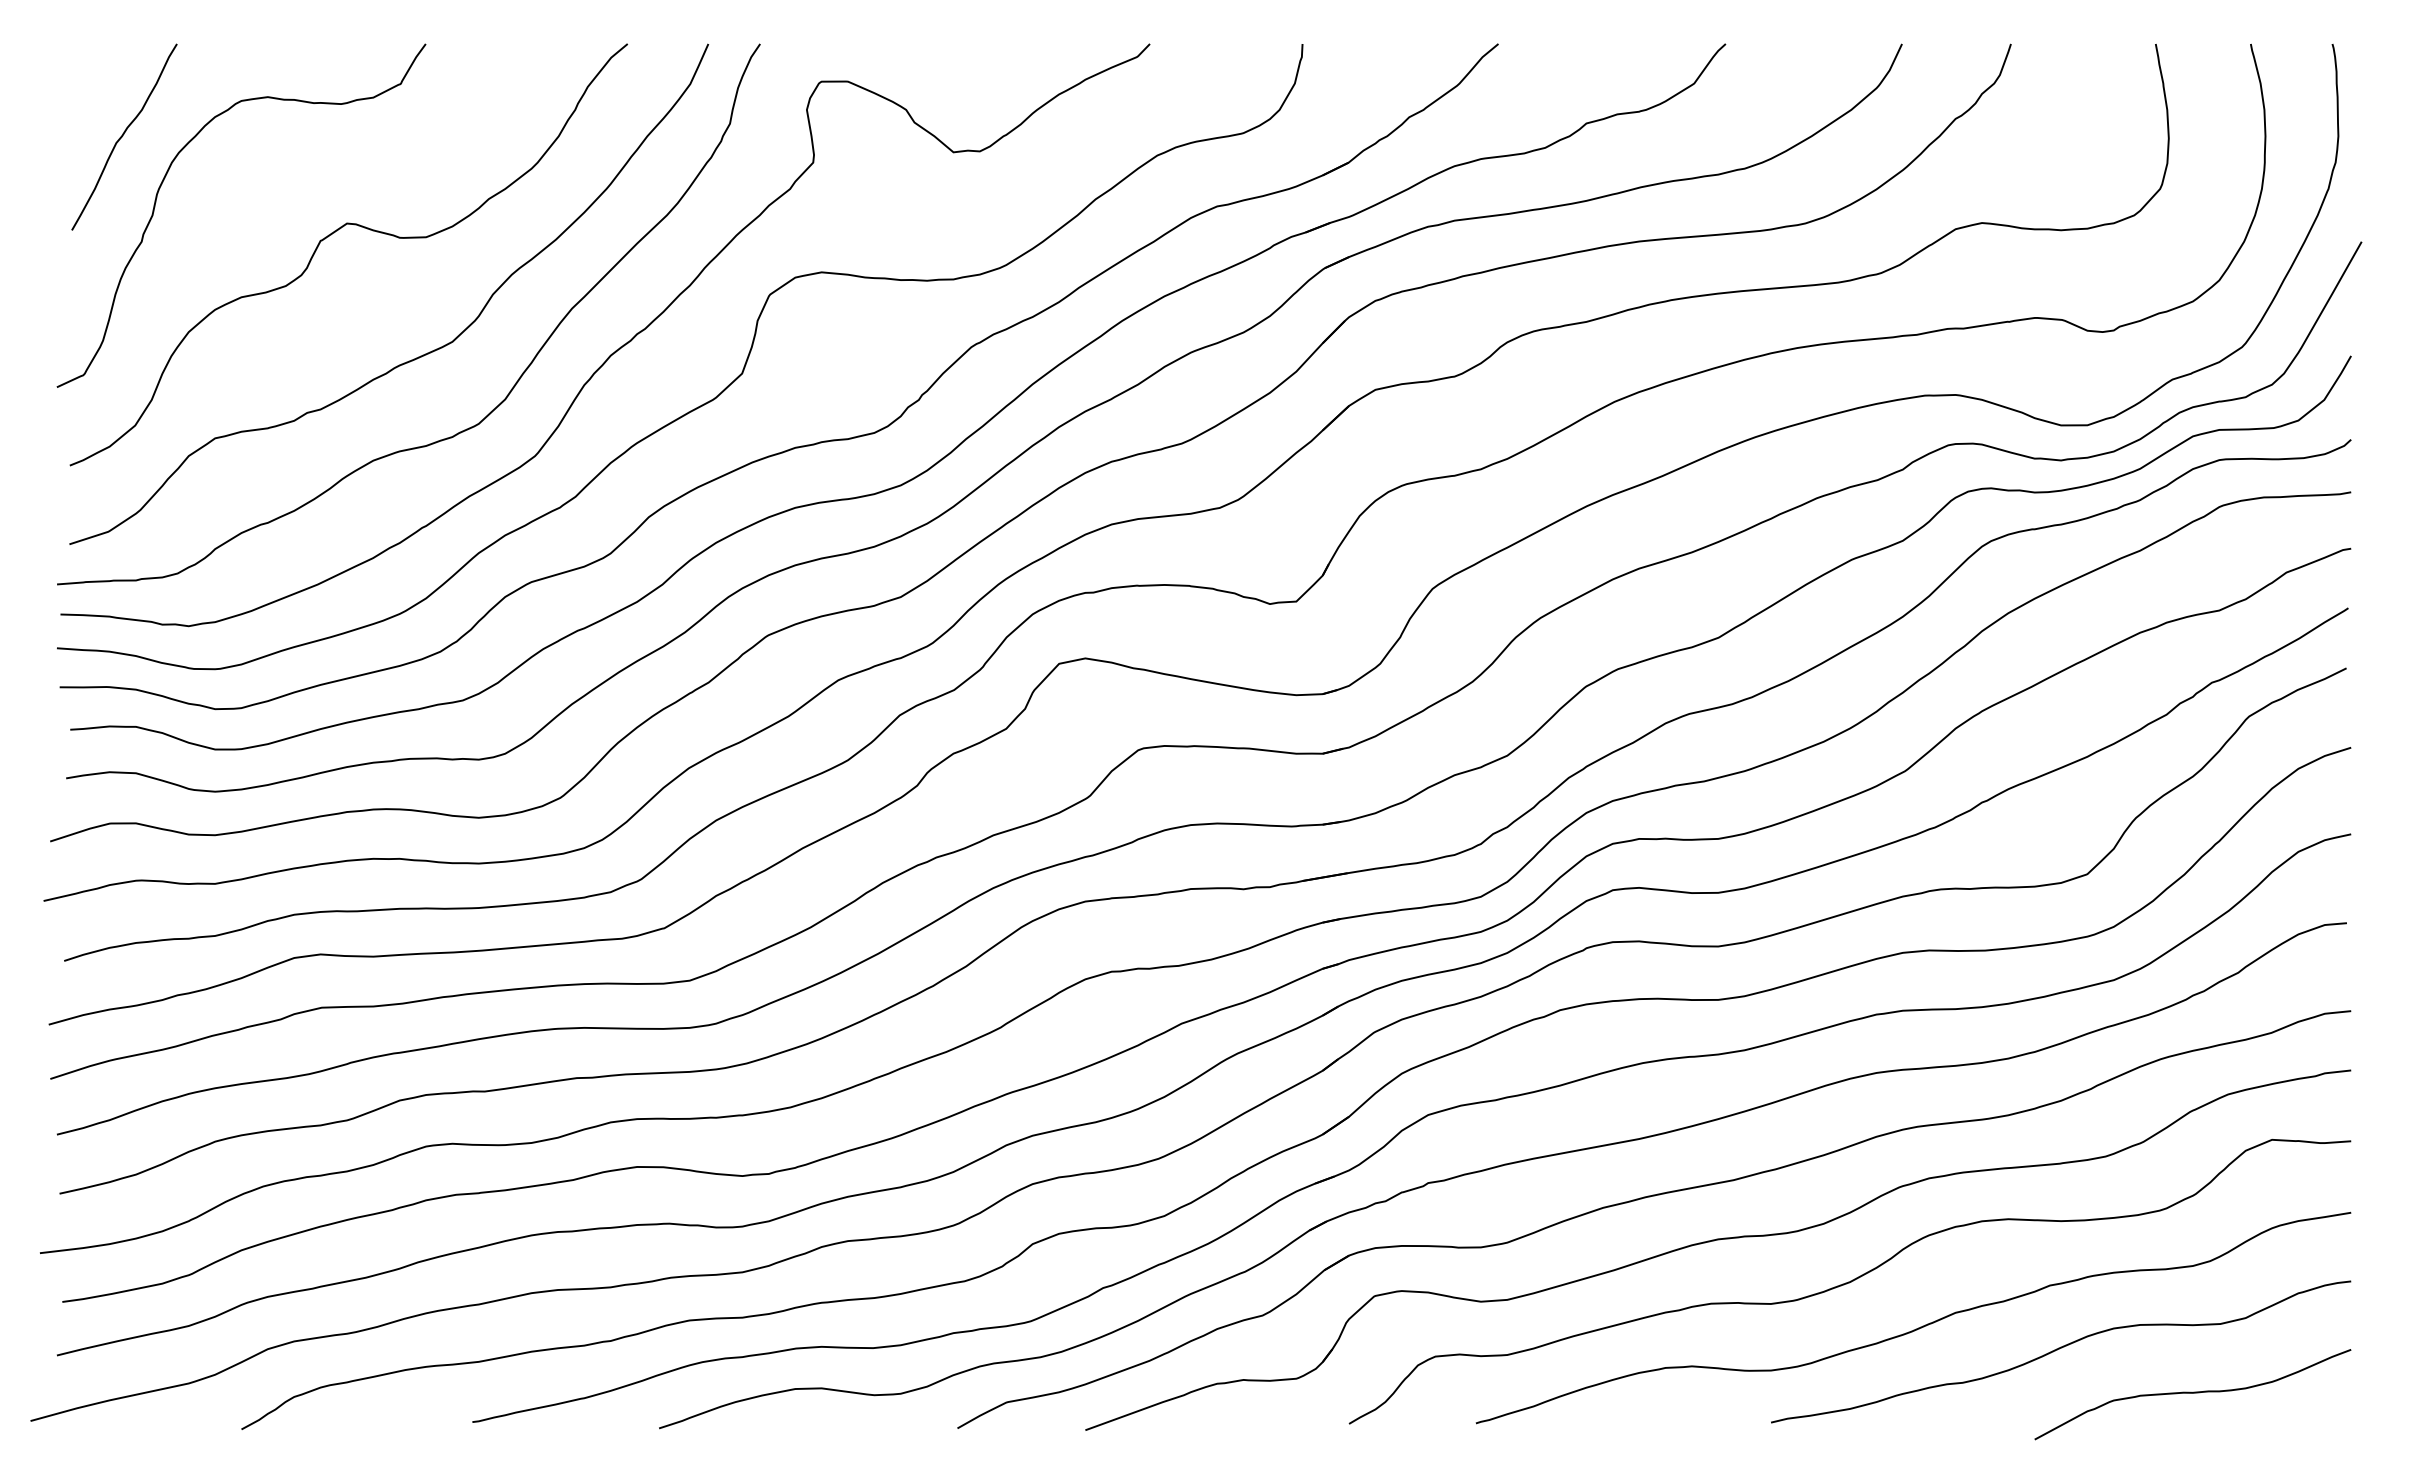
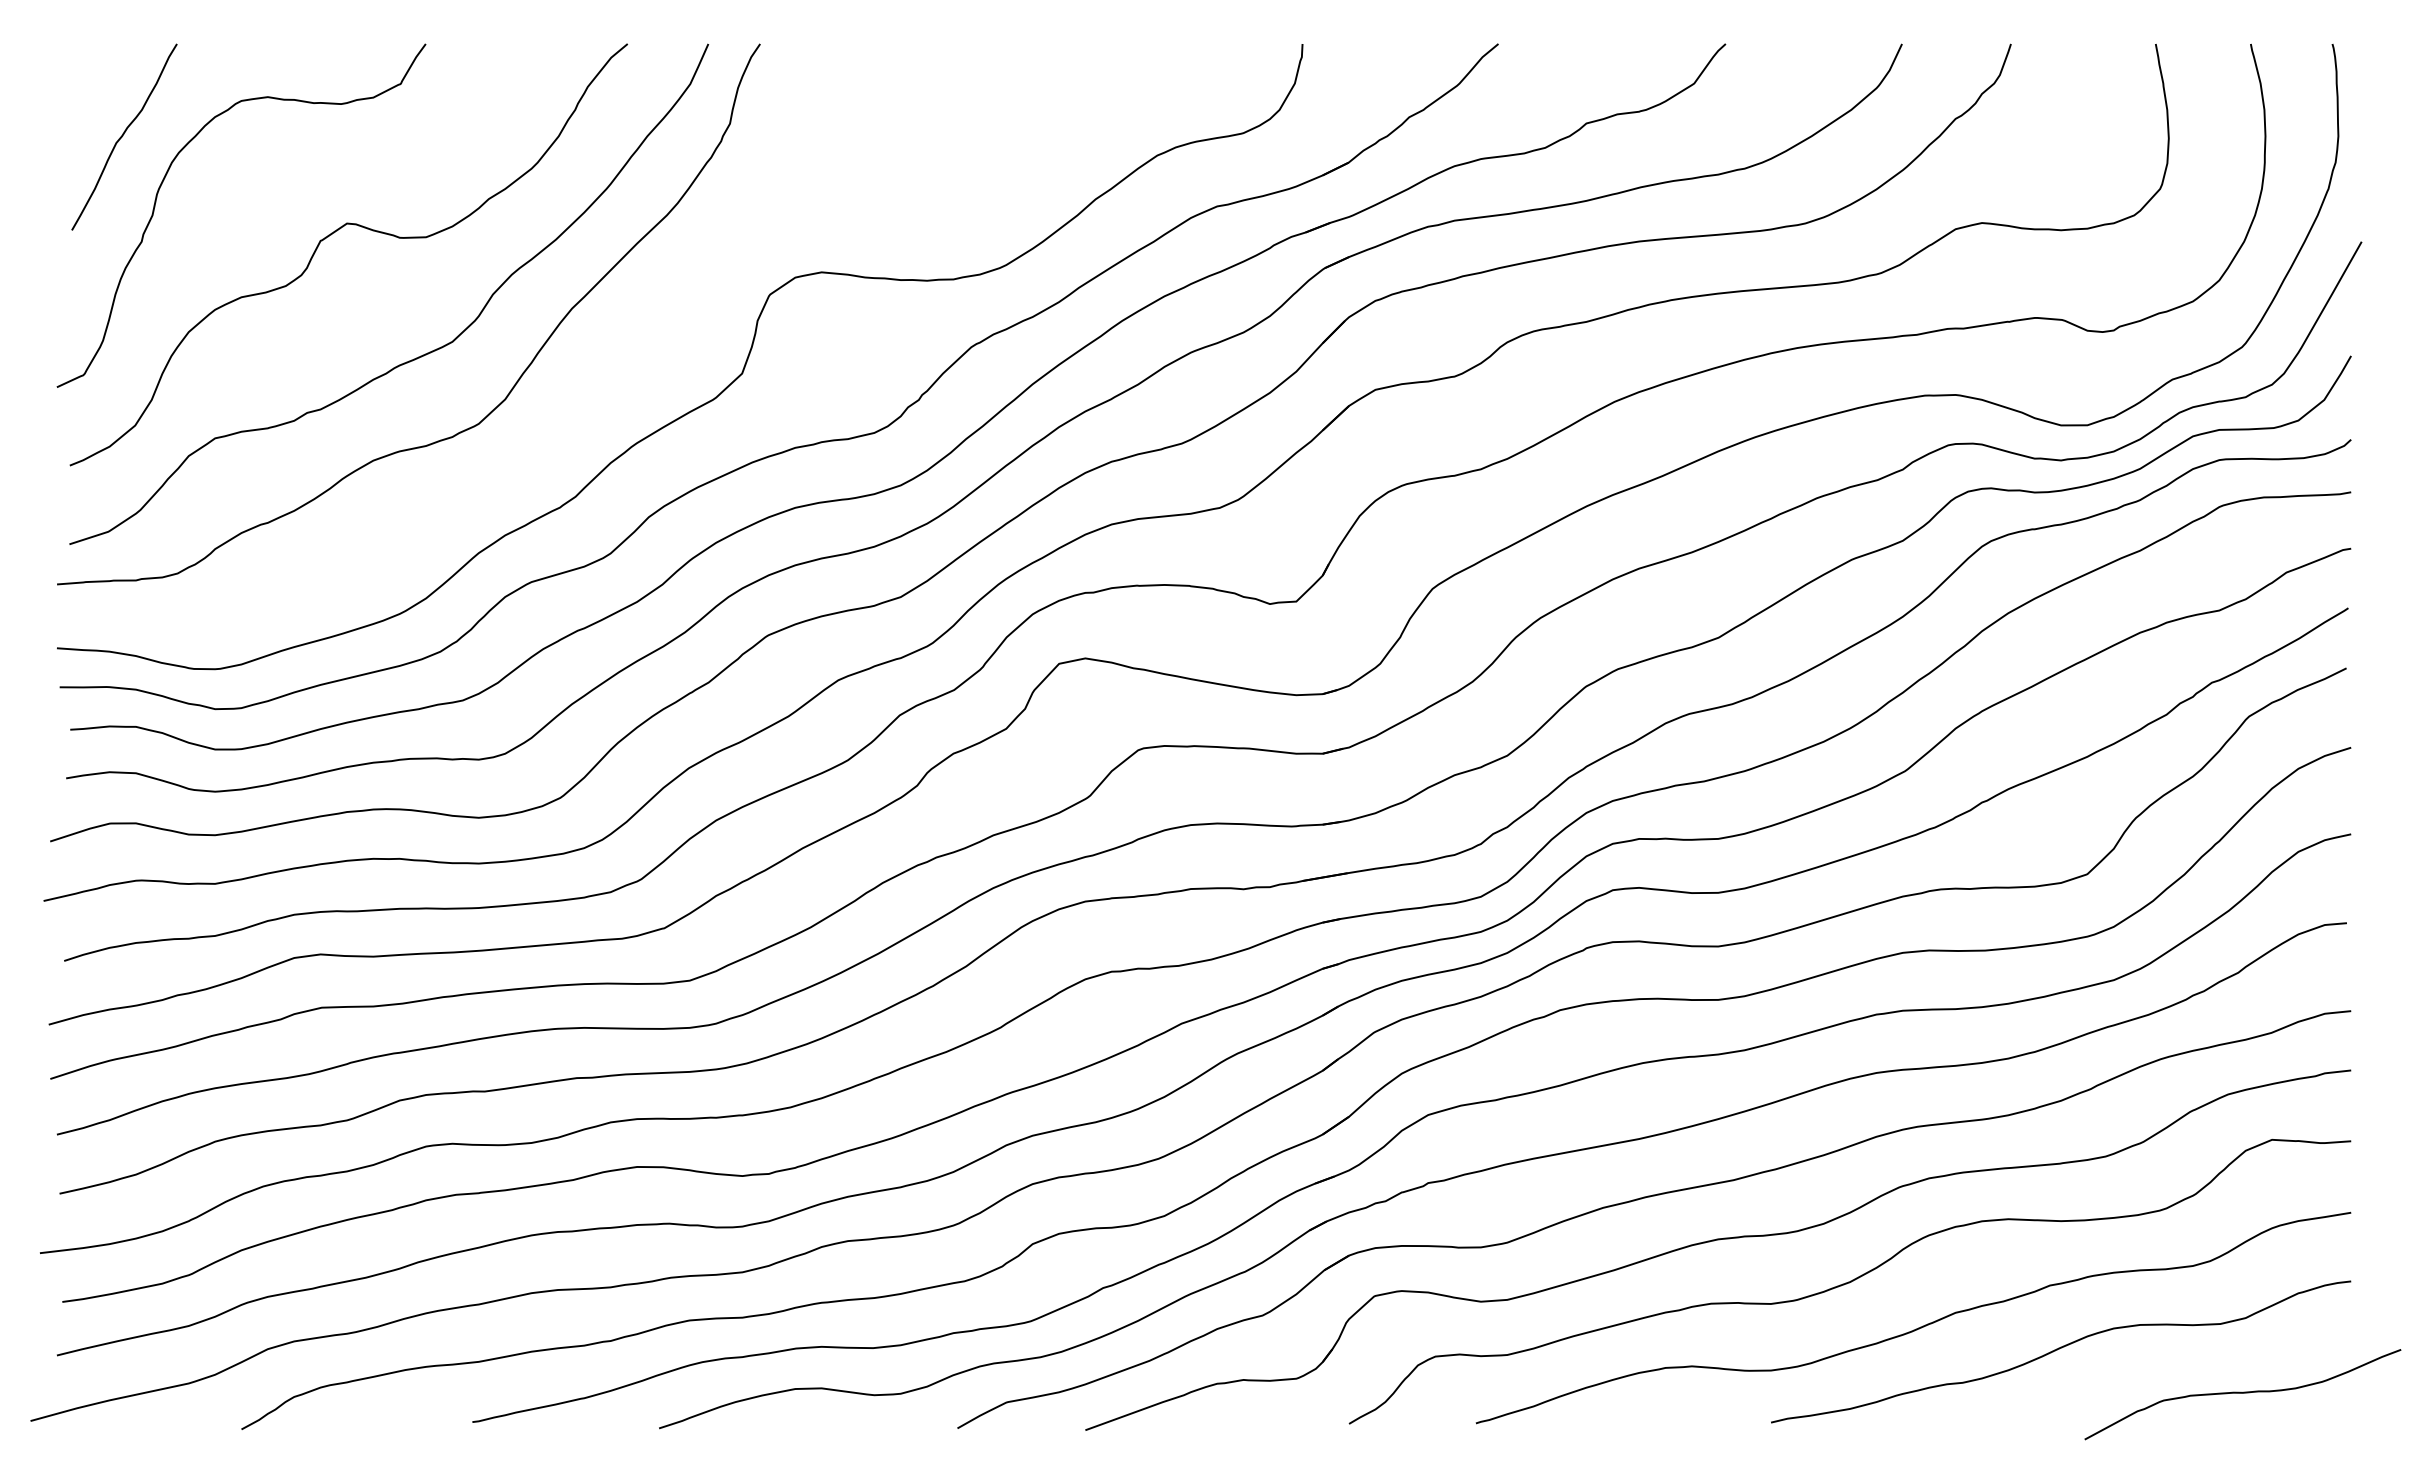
curve: present -> none (616, 349)
curve position: (2192, 1393) -> (2242, 1393) (2242, 1393)
